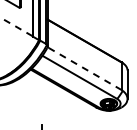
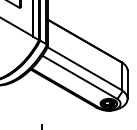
line: dashed -> solid (16, 26)
line: dashed -> solid (84, 68)
